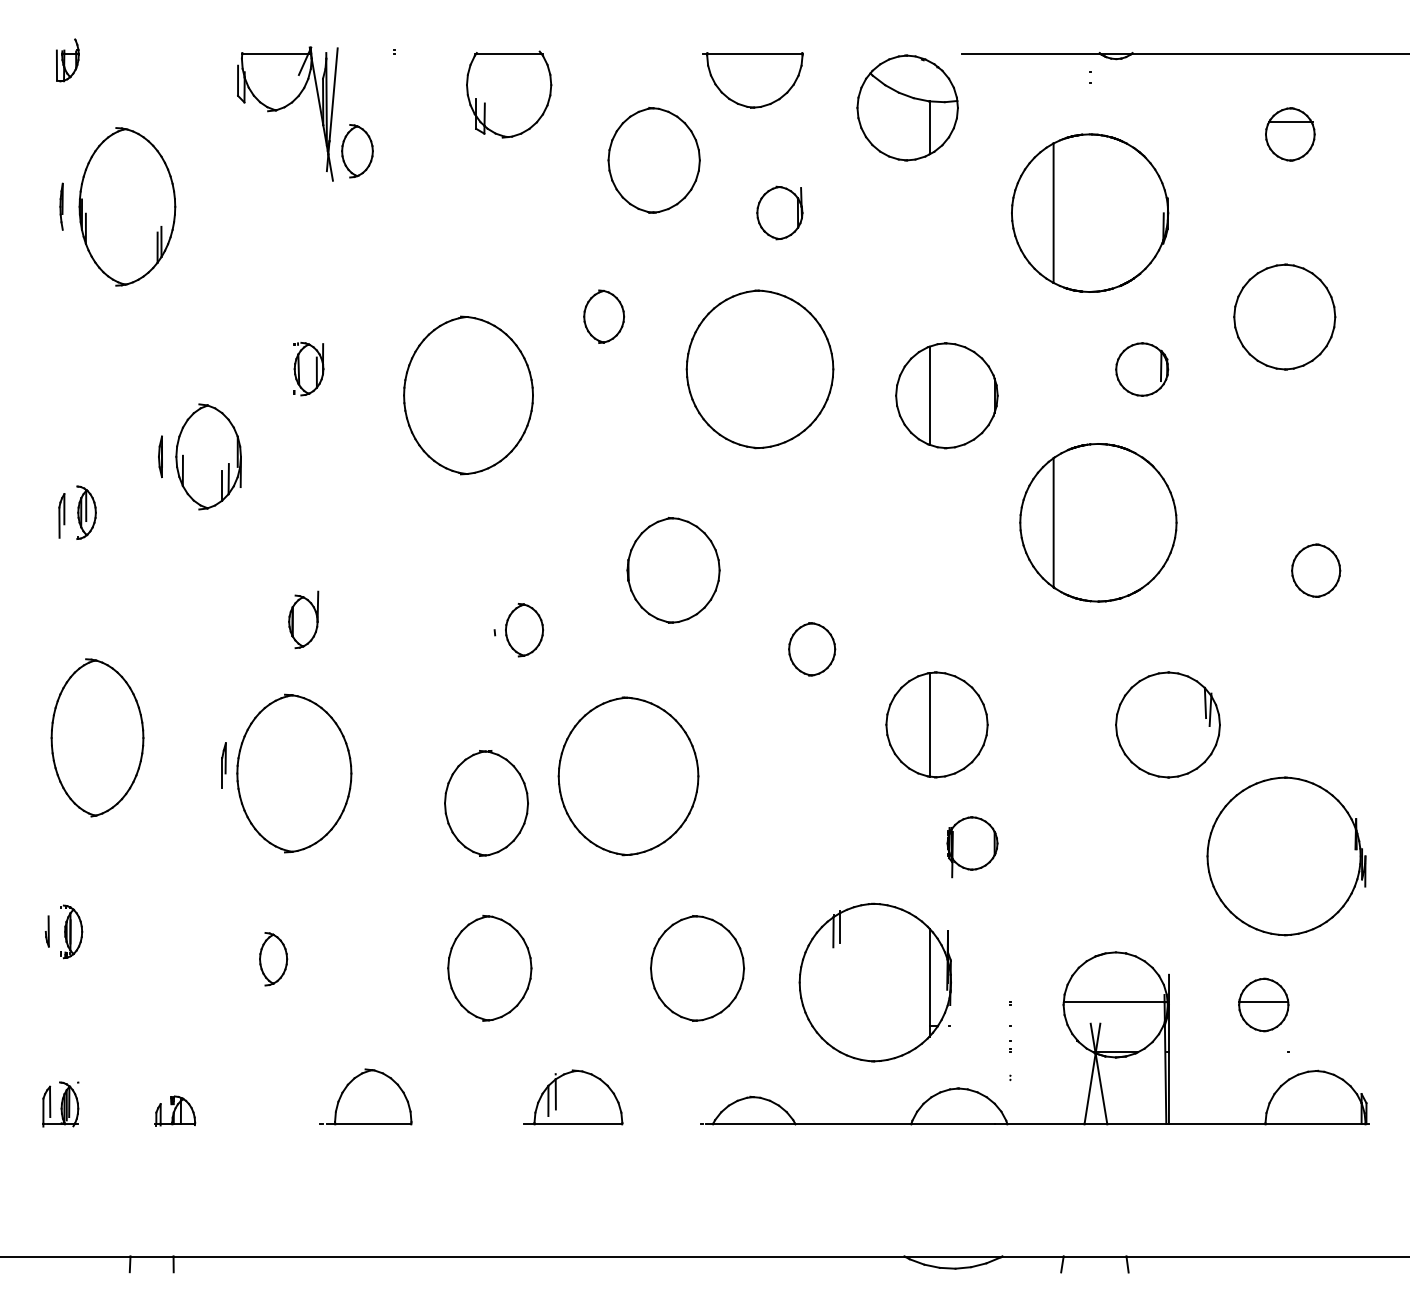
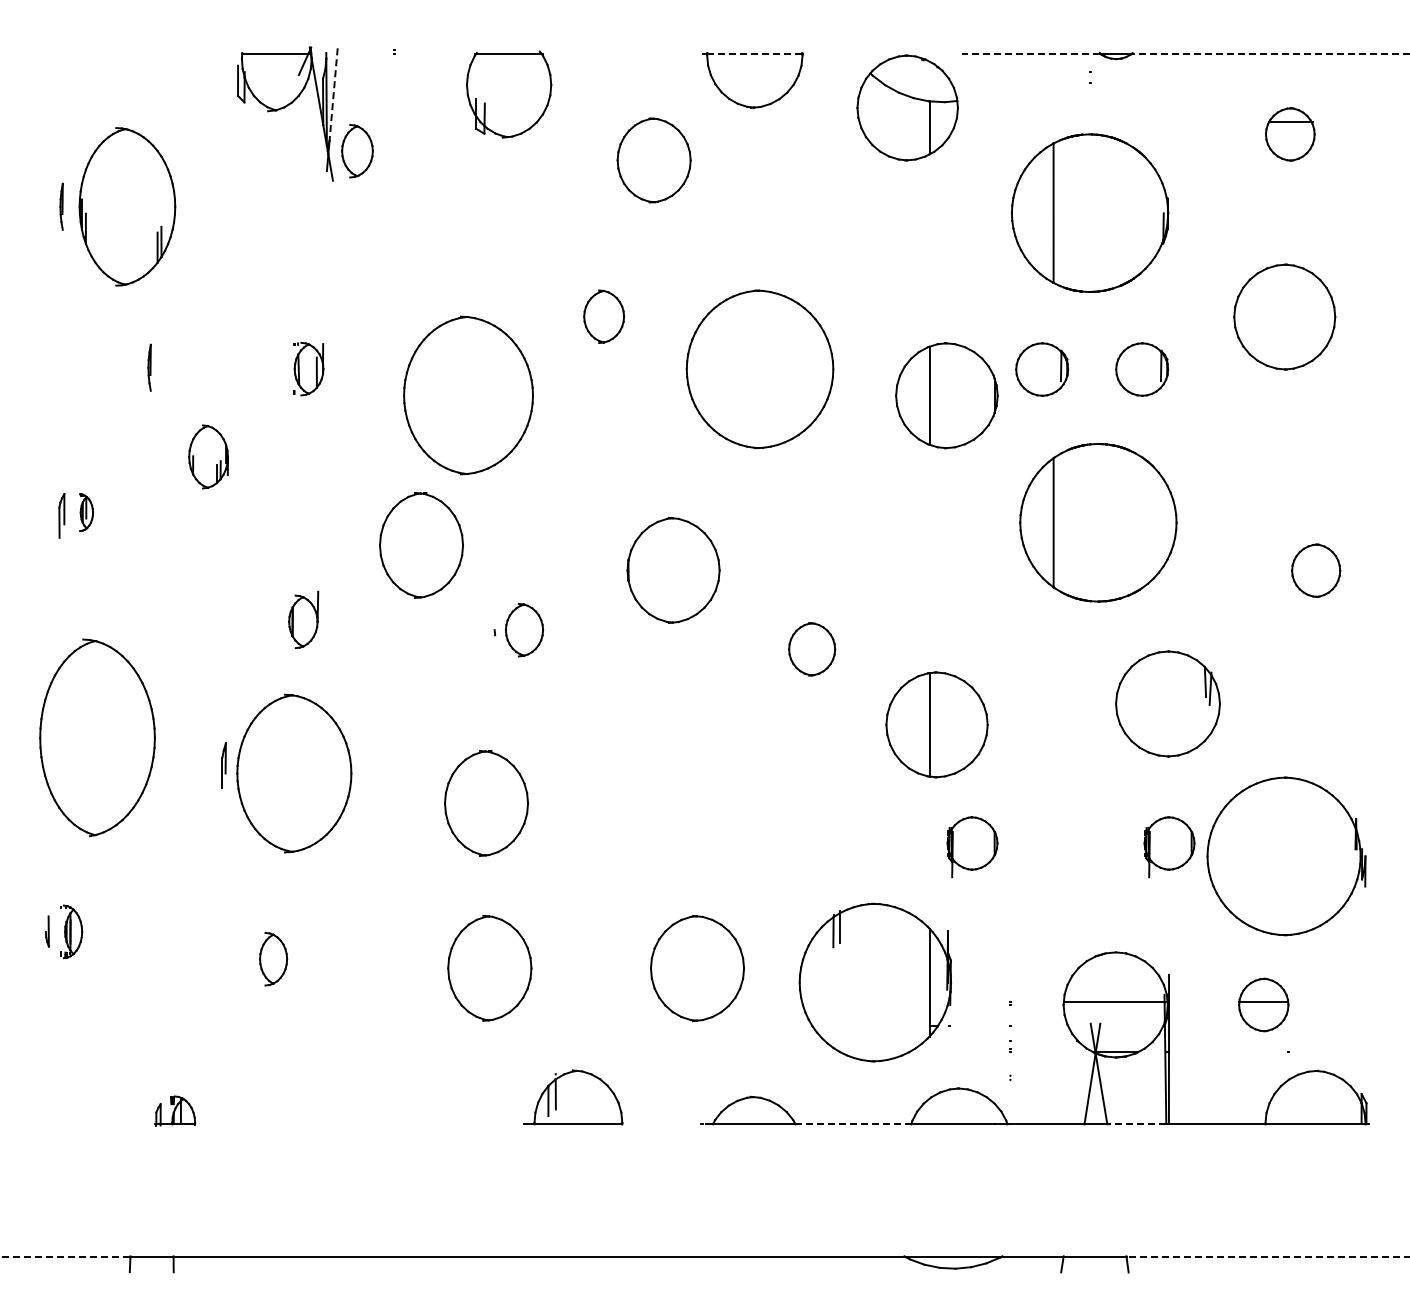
line: solid -> dashed (754, 53)
line: solid -> dashed (1030, 53)
line: solid -> dashed (1270, 53)
part: present -> none (67, 60)
line: solid -> dashed (333, 94)
part size: 94x107 px -> 76x87 px (653, 160)
part: present -> none (779, 212)
line: none -> present (149, 367)
part: none -> present (1042, 369)
line: present -> none (159, 456)
part size: 67x108 px -> 41x66 px (208, 456)
part size: 21x55 px -> 15x39 px (86, 512)
part: none -> present (421, 545)
part position: (1167, 724) -> (1167, 703) (1167, 703)
part size: 95x160 px -> 117x200 px (97, 737)
part: present -> none (628, 776)
part: none -> present (1169, 847)
part: present -> none (365, 1096)
part: present -> none (60, 1104)
line: solid -> dashed (853, 1123)
line: solid -> dashed (1136, 1123)
line: solid -> dashed (65, 1256)
line: solid -> dashed (1267, 1256)
